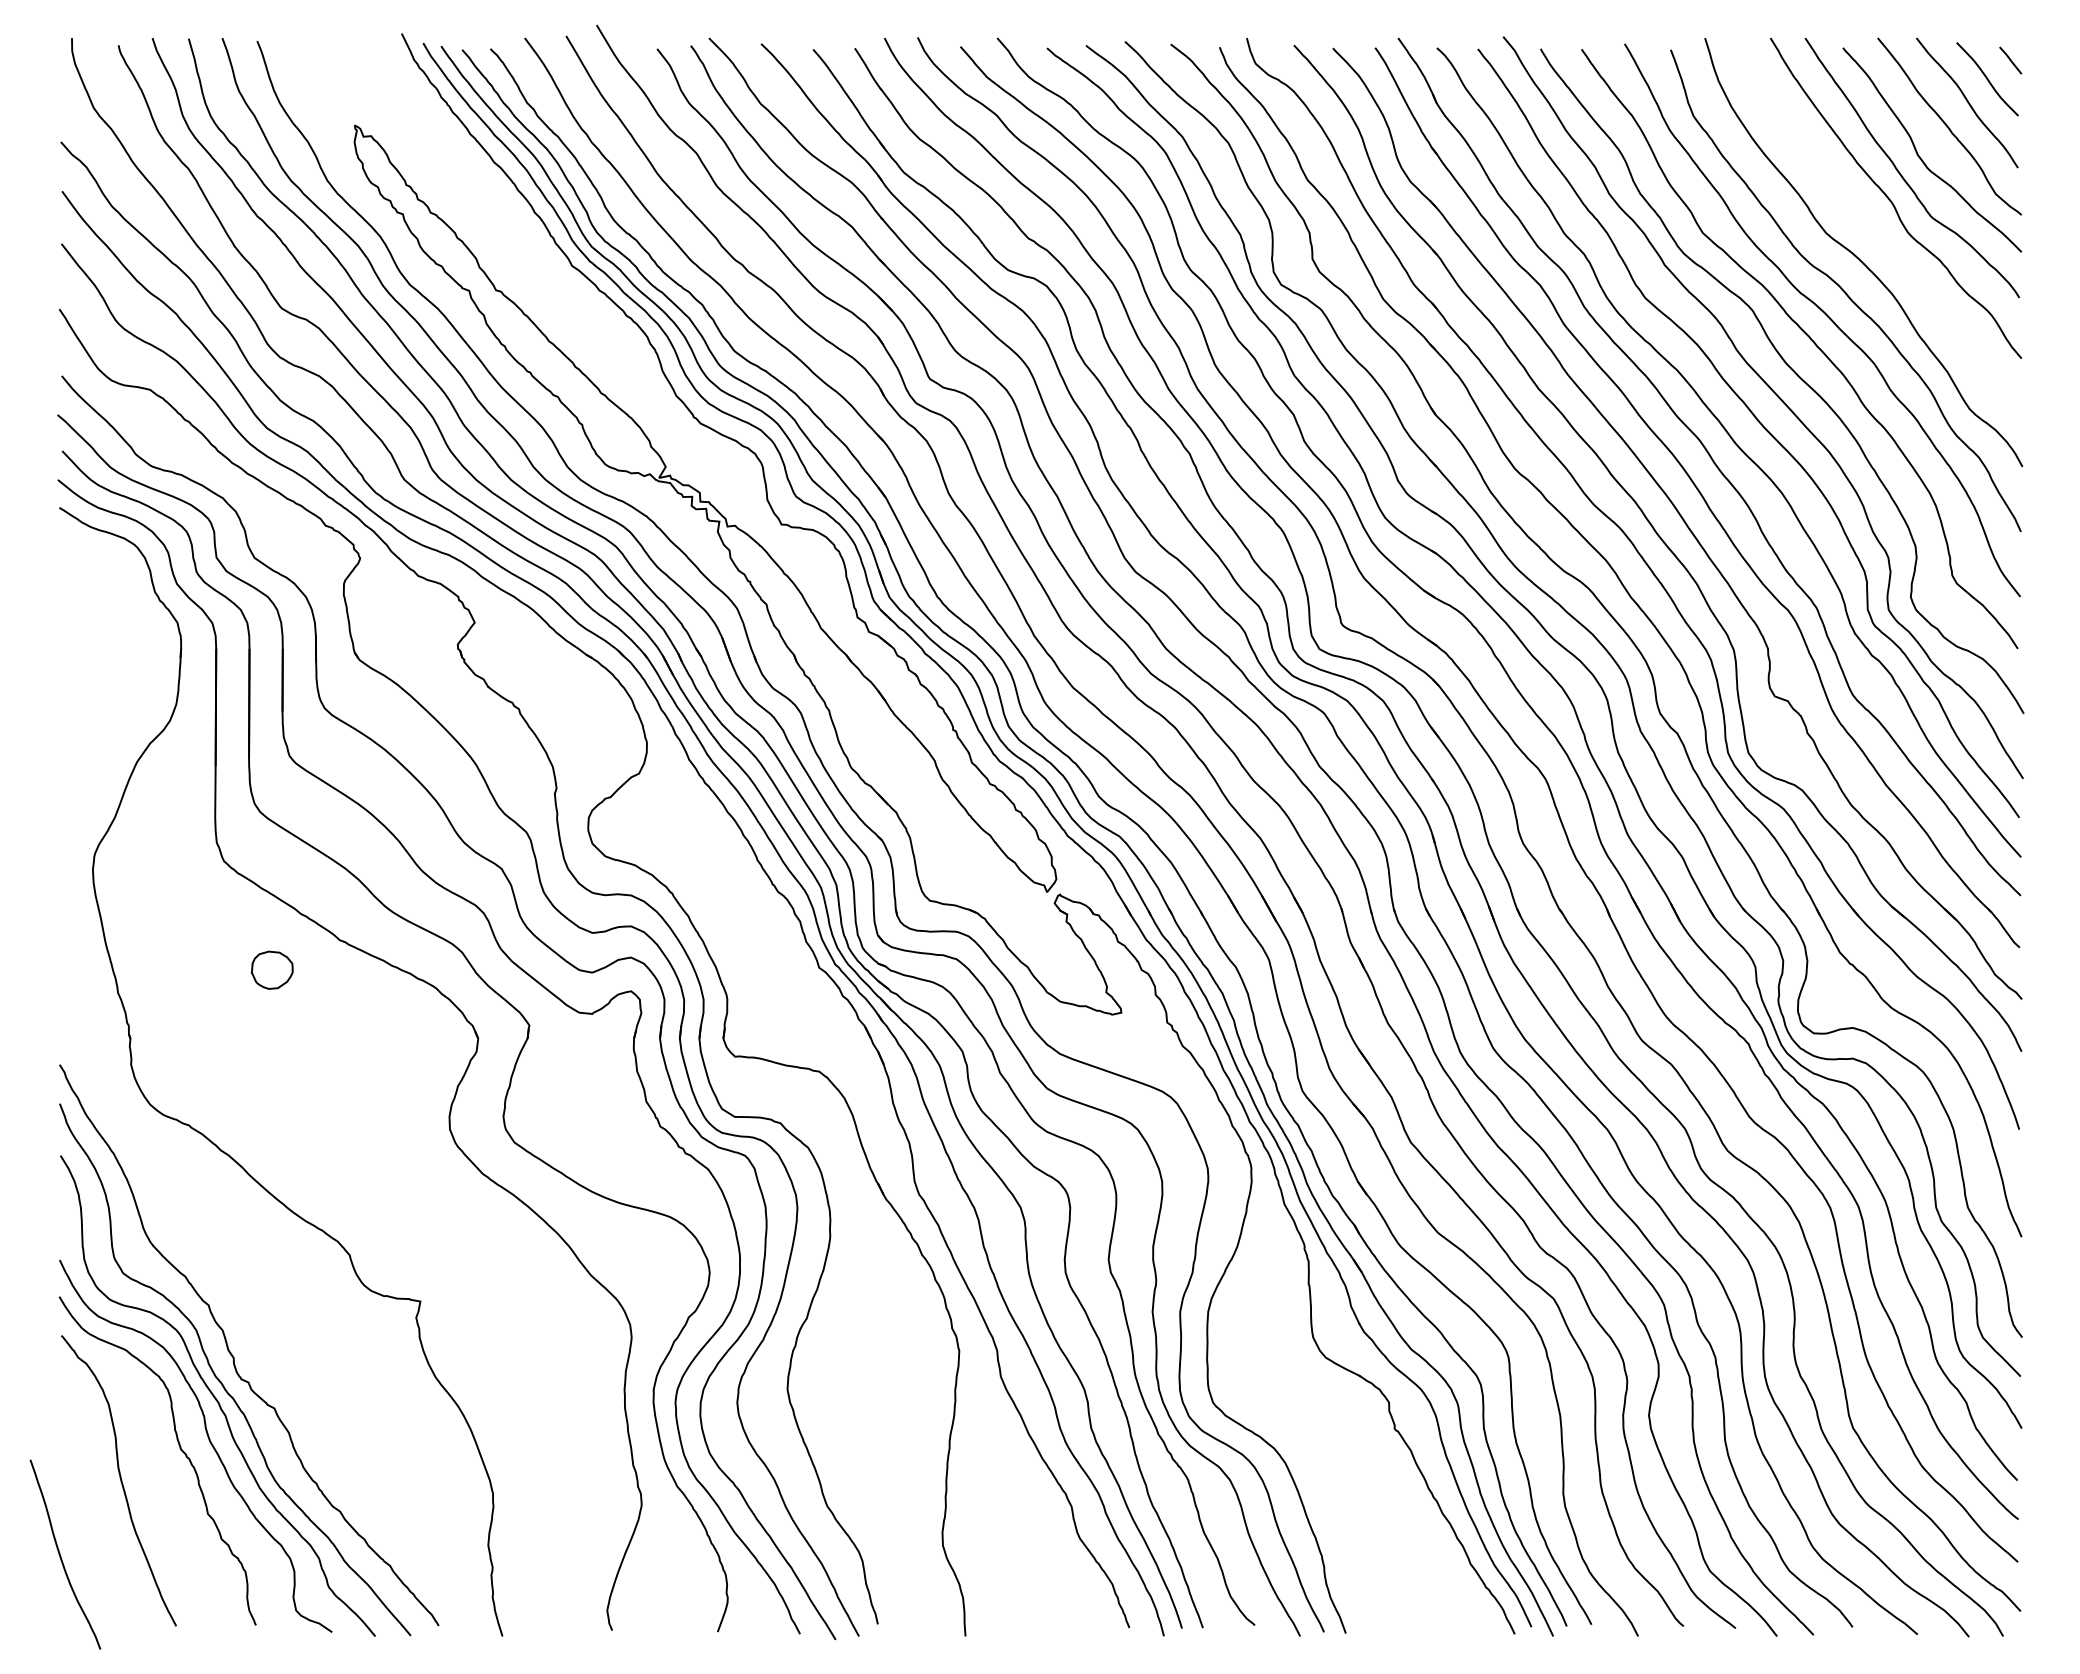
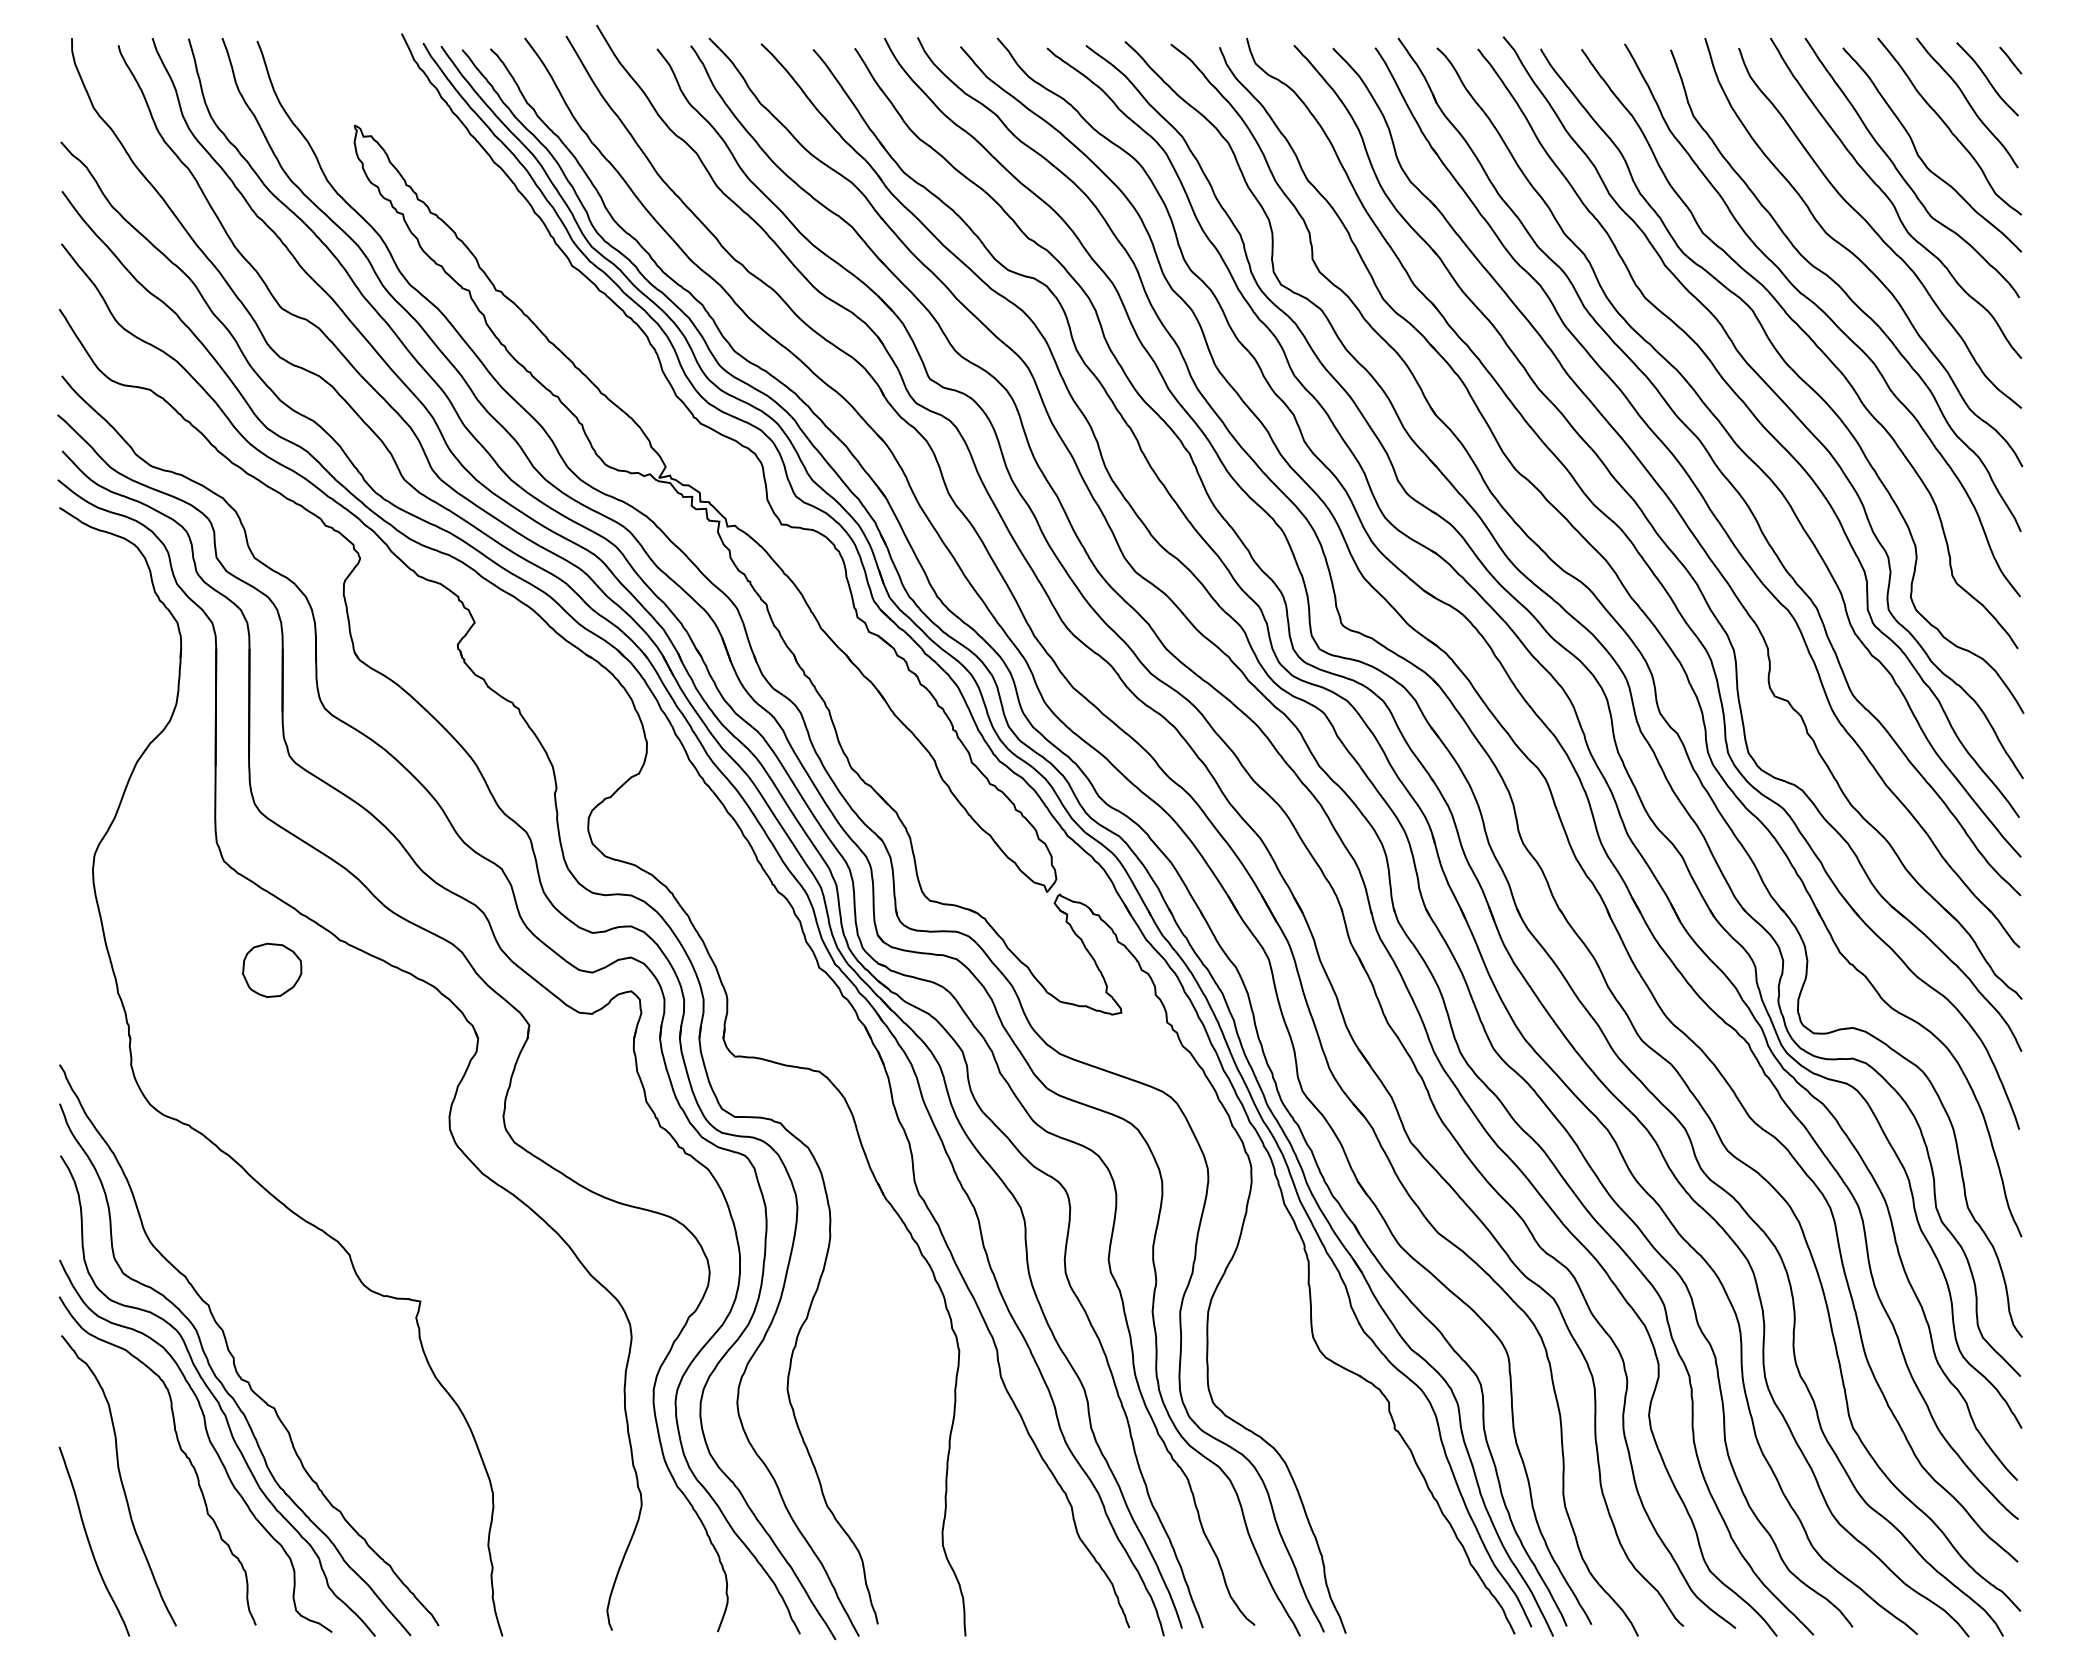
curve: none -> present (1875, 230)
part size: 44x40 px -> 61x56 px (272, 969)
curve position: (61, 1556) -> (90, 1543) (90, 1543)
